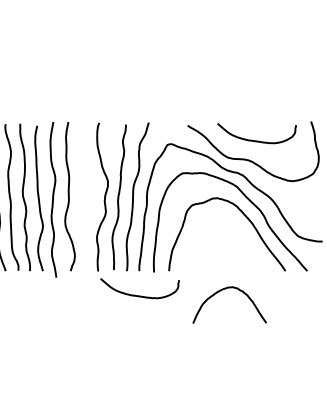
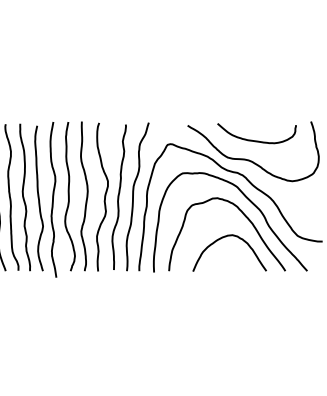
curve: none -> present (86, 196)
curve position: (223, 290) -> (223, 238) (223, 238)
curve: present -> none (139, 295)
